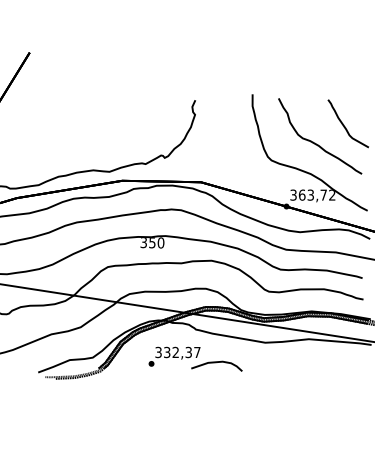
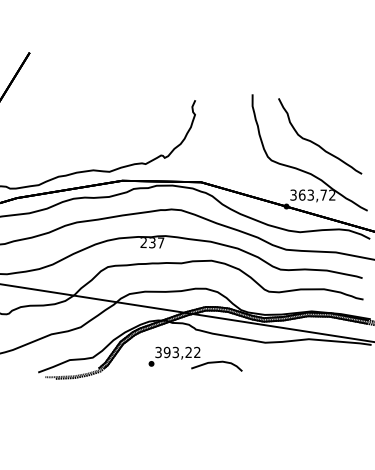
curve: present -> none (344, 125)
text: 350 -> 237 (152, 242)
text: 332,37 -> 393,22 (181, 352)
